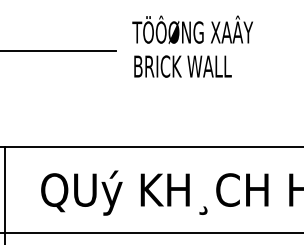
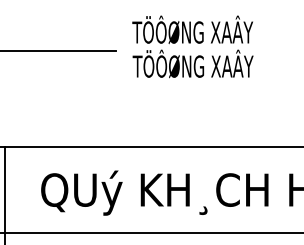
text: BRICK WALL -> TÖÔØNG XAÂY (192, 63)
